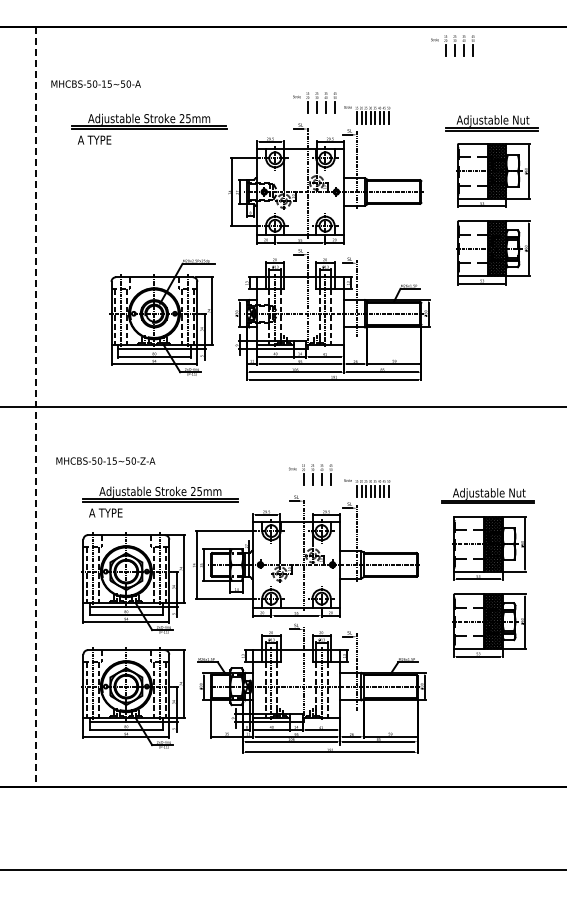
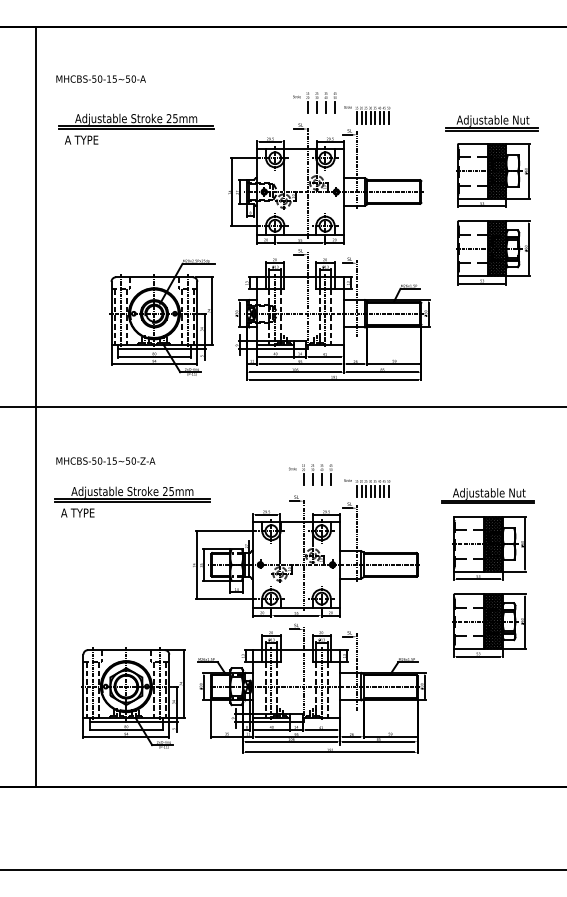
part: present -> none (452, 45)
text position: (95, 83) -> (100, 78) (100, 78)
part position: (149, 128) -> (136, 128) (136, 128)
line: dashed -> solid (36, 406)
part position: (160, 501) -> (132, 501) (132, 501)
part: present -> none (133, 582)
